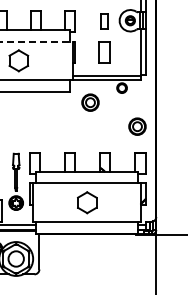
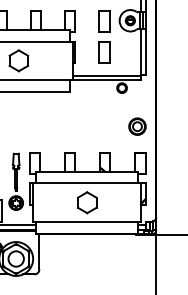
part size: 9x17 px -> 13x23 px (104, 21)
line: dashed -> solid (38, 41)
part: present -> none (90, 102)
